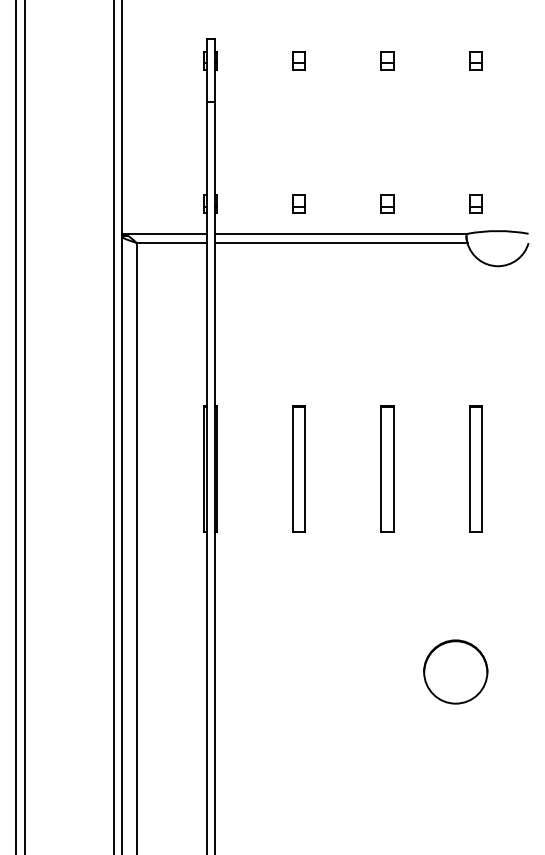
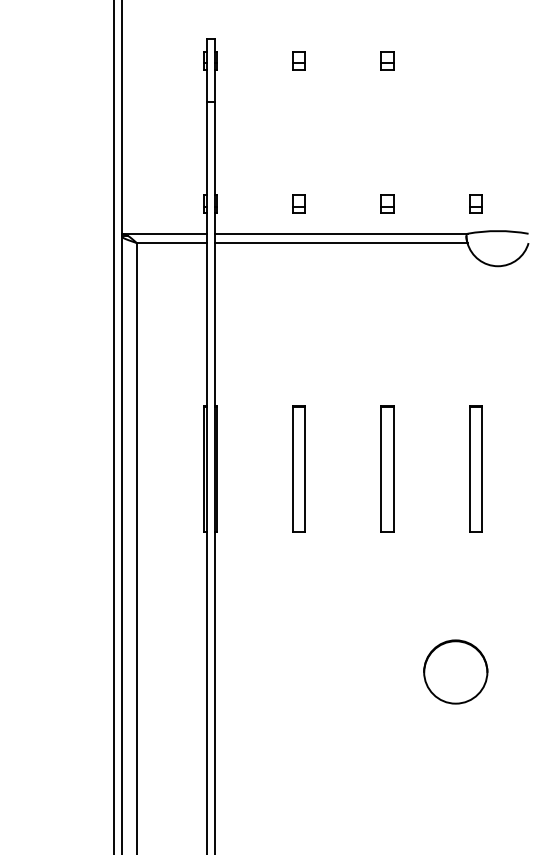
part: present -> none (475, 60)
line: present -> none (16, 426)
line: present -> none (24, 426)
